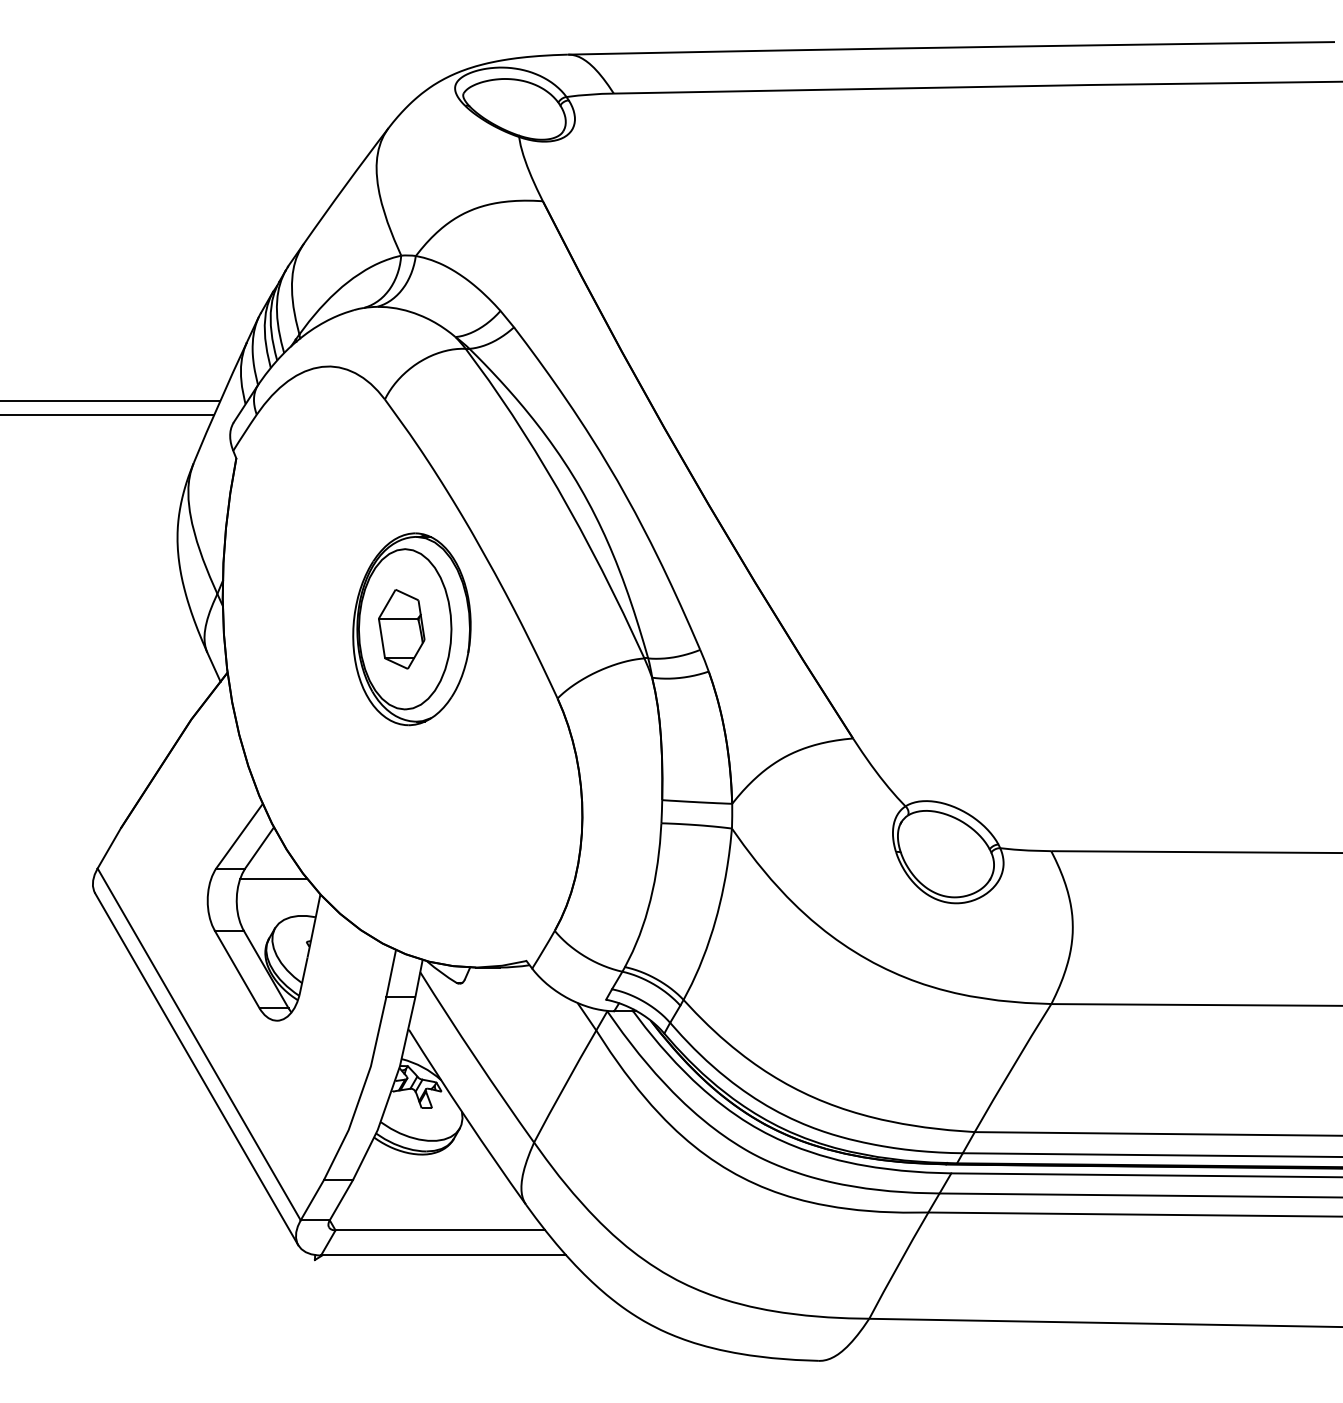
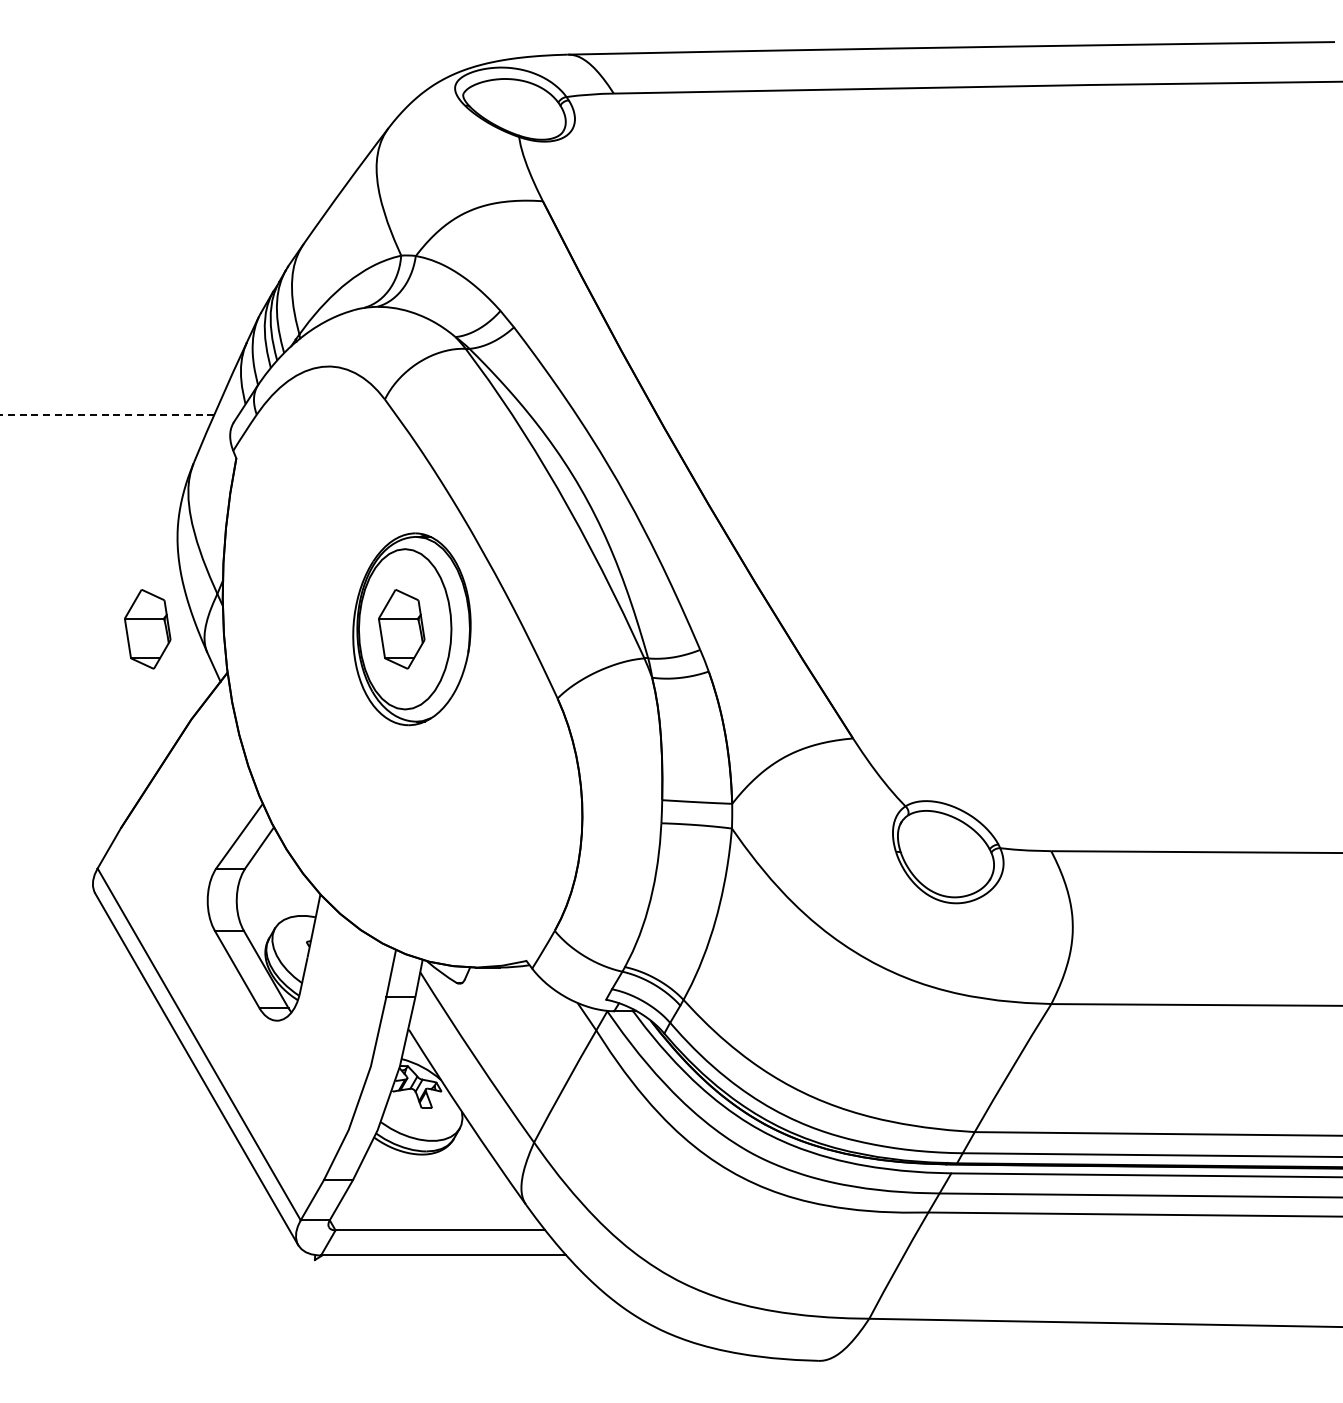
line: present -> none (111, 401)
line: solid -> dashed (107, 414)
part: none -> present (147, 629)
line: present -> none (273, 878)
